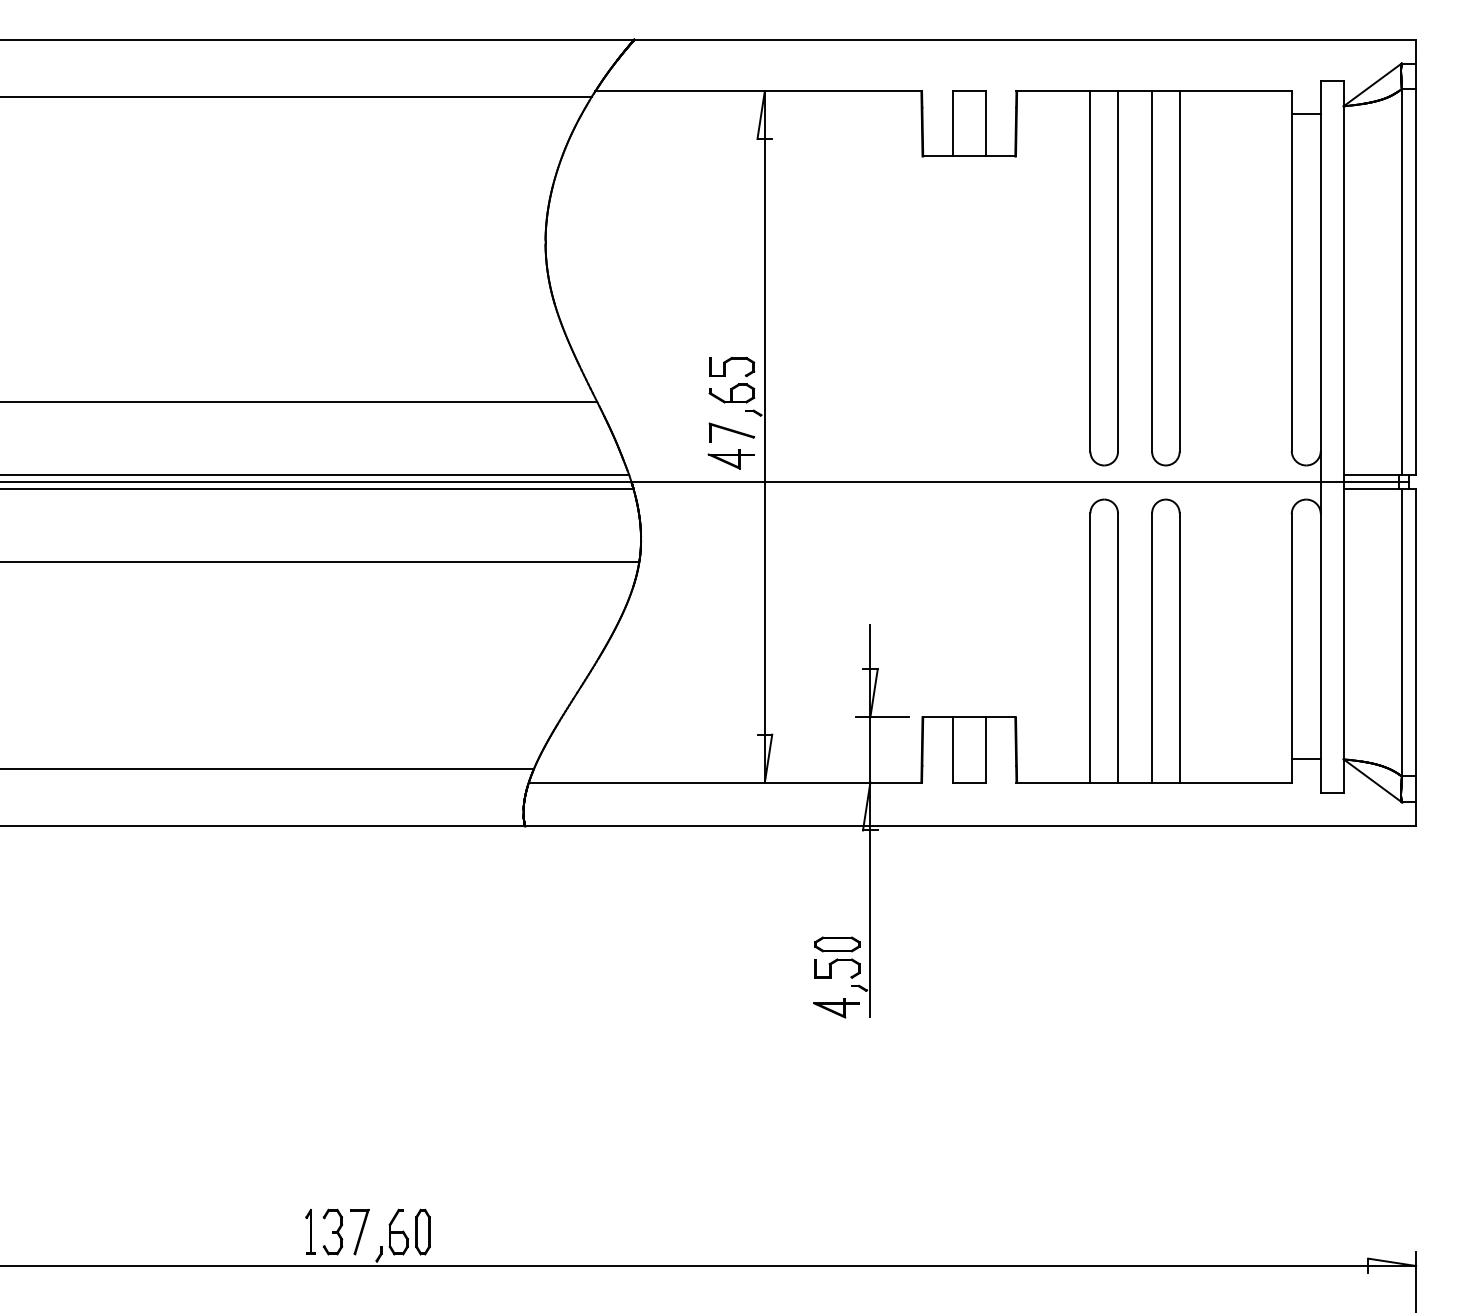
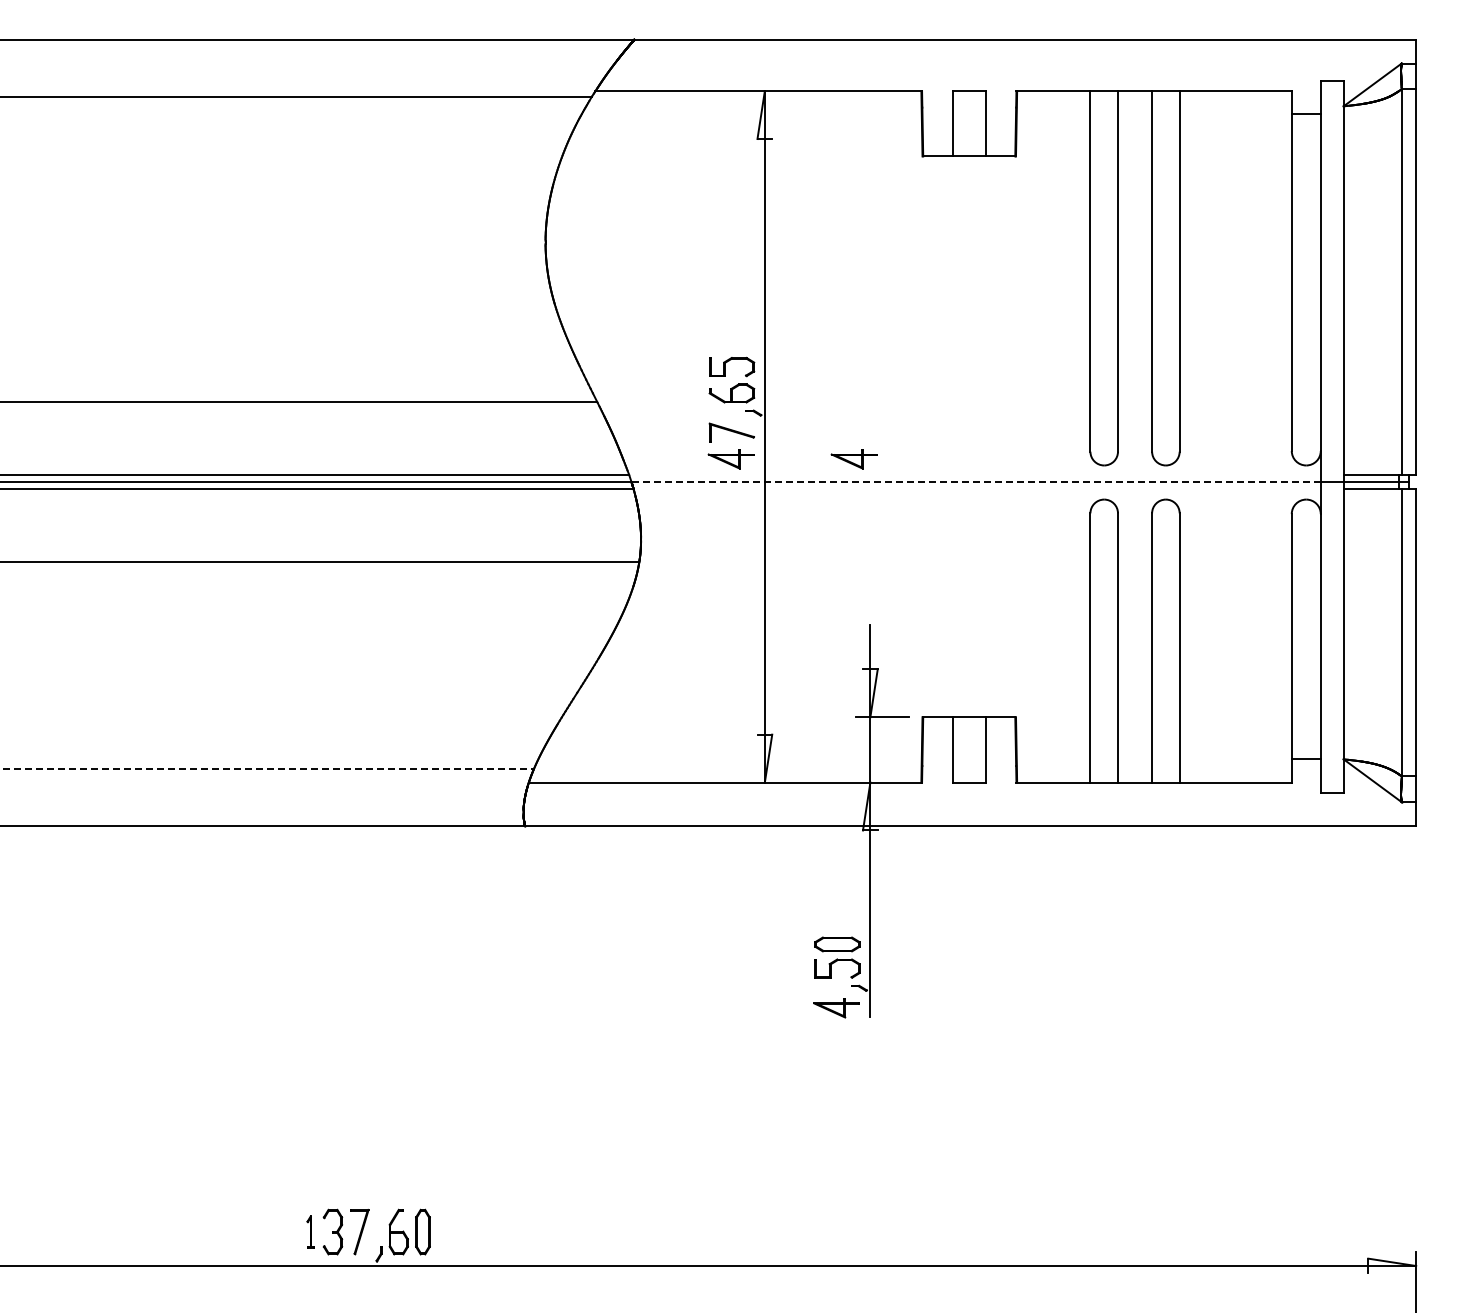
part: none -> present (853, 459)
line: solid -> dashed (976, 482)
line: solid -> dashed (267, 769)
part size: 11x47 px -> 9x34 px (310, 1231)
